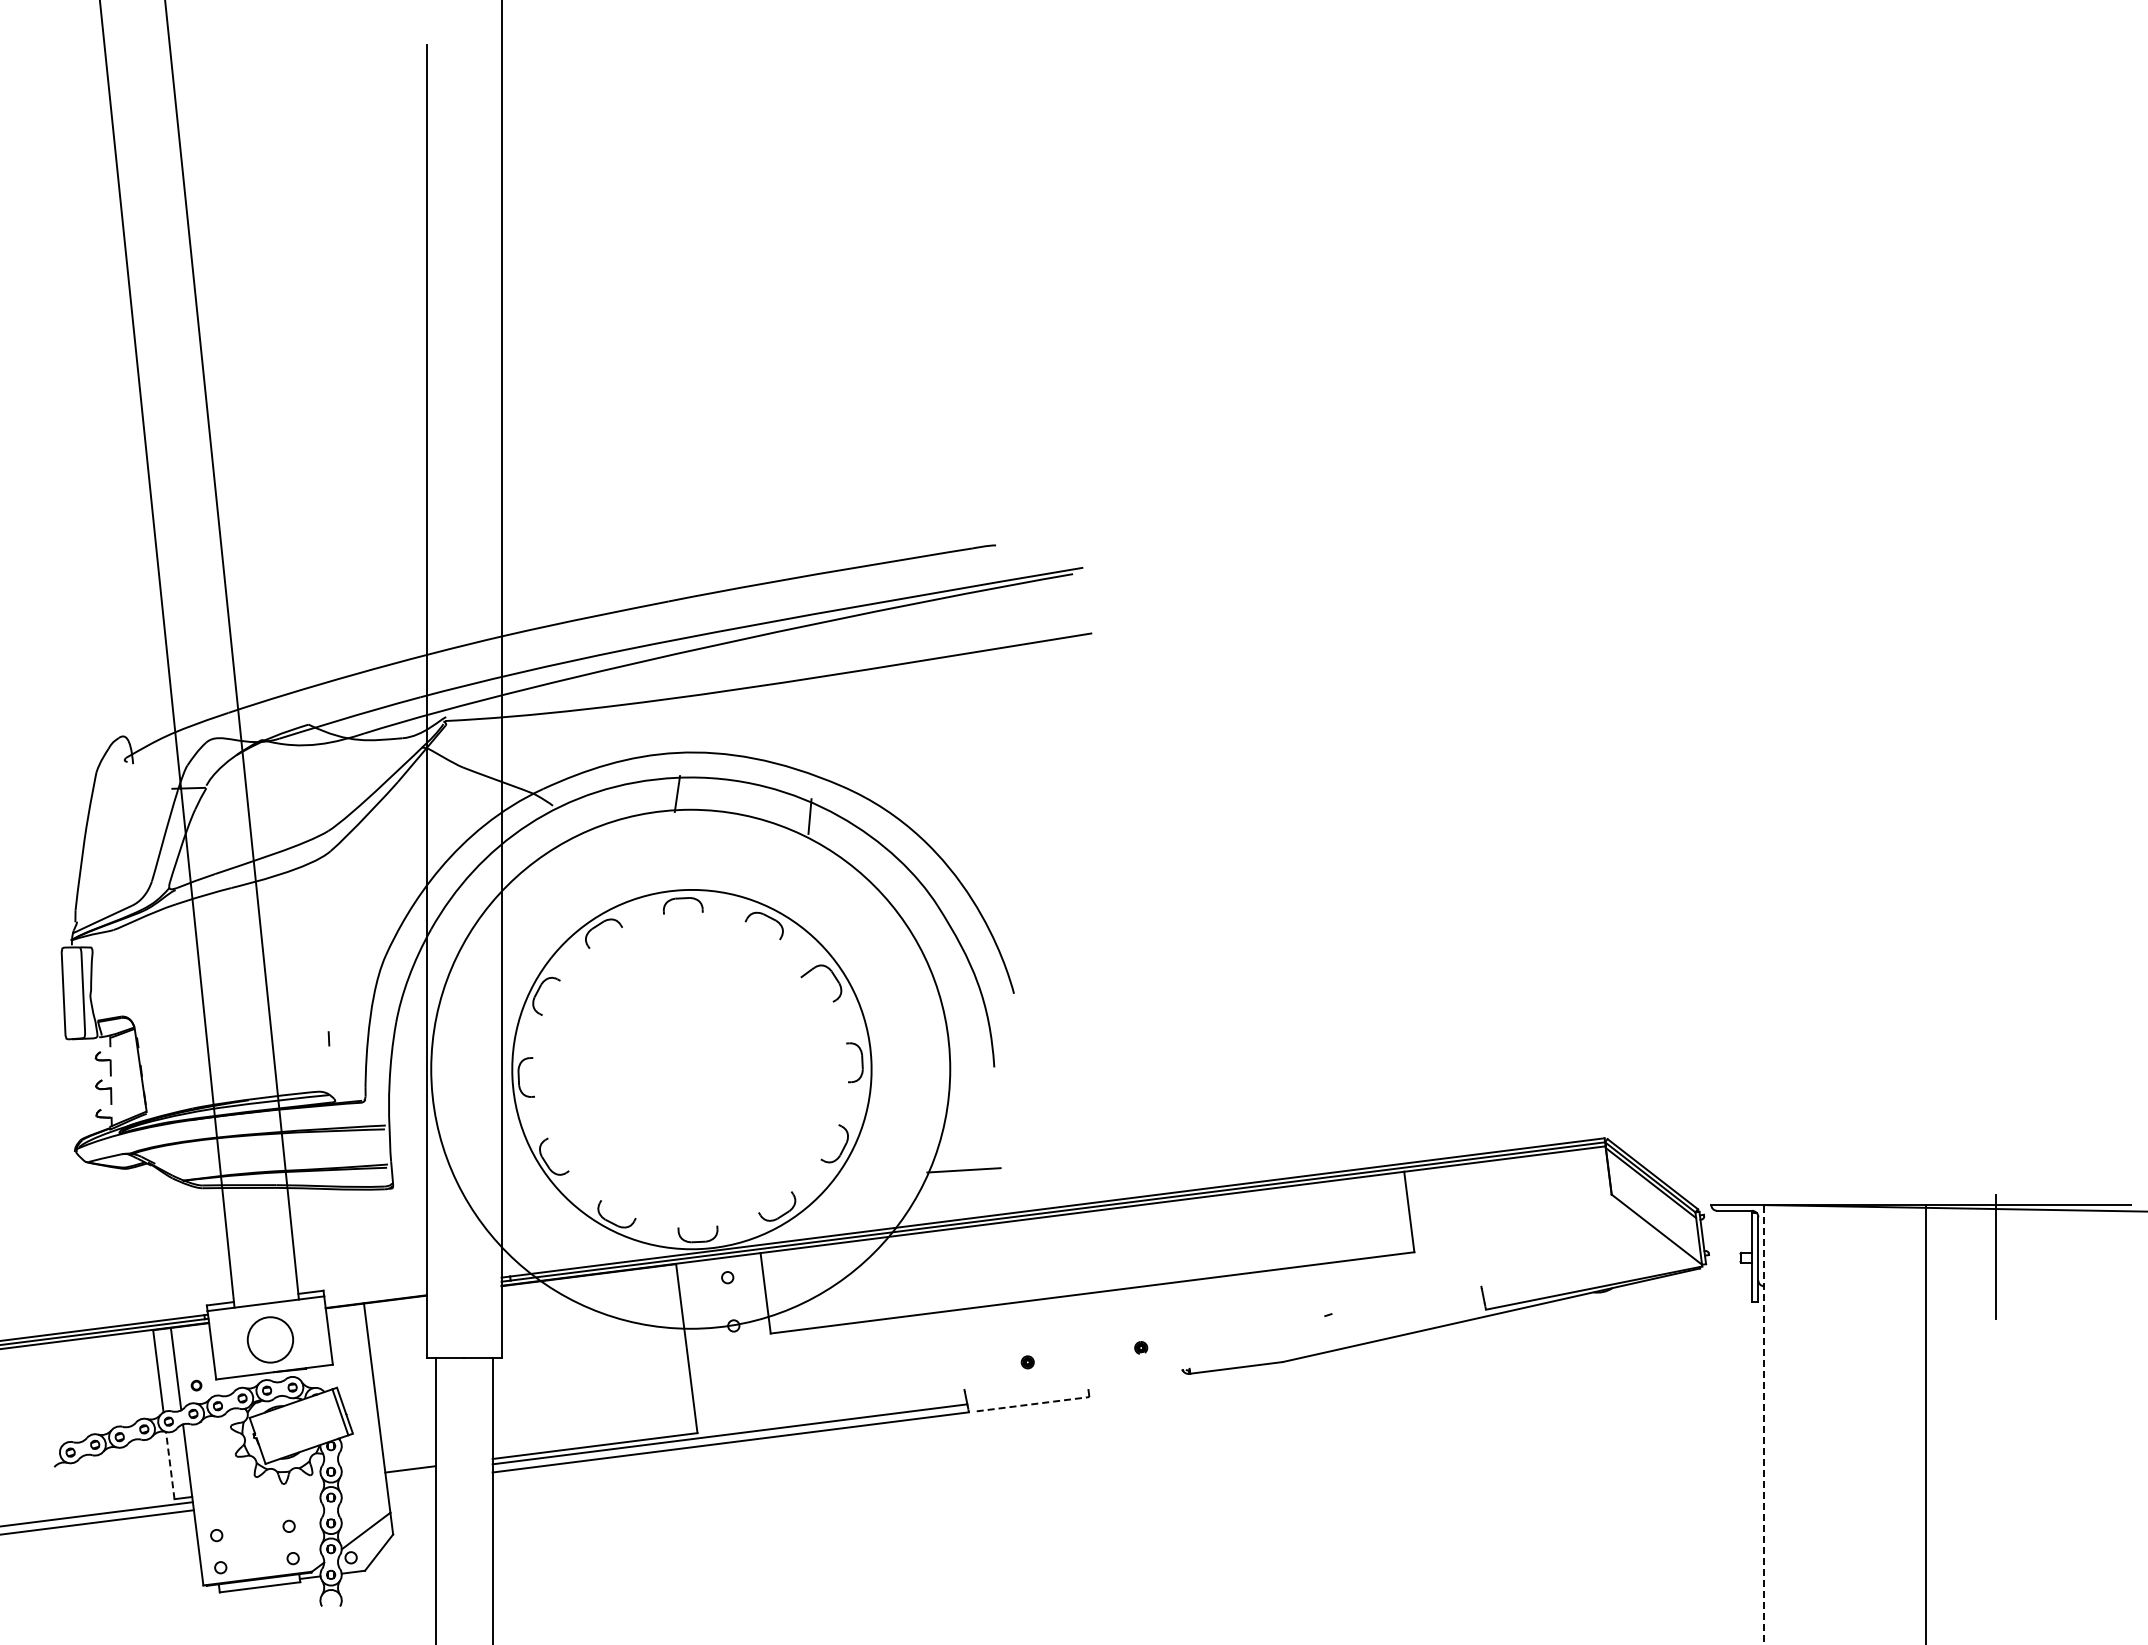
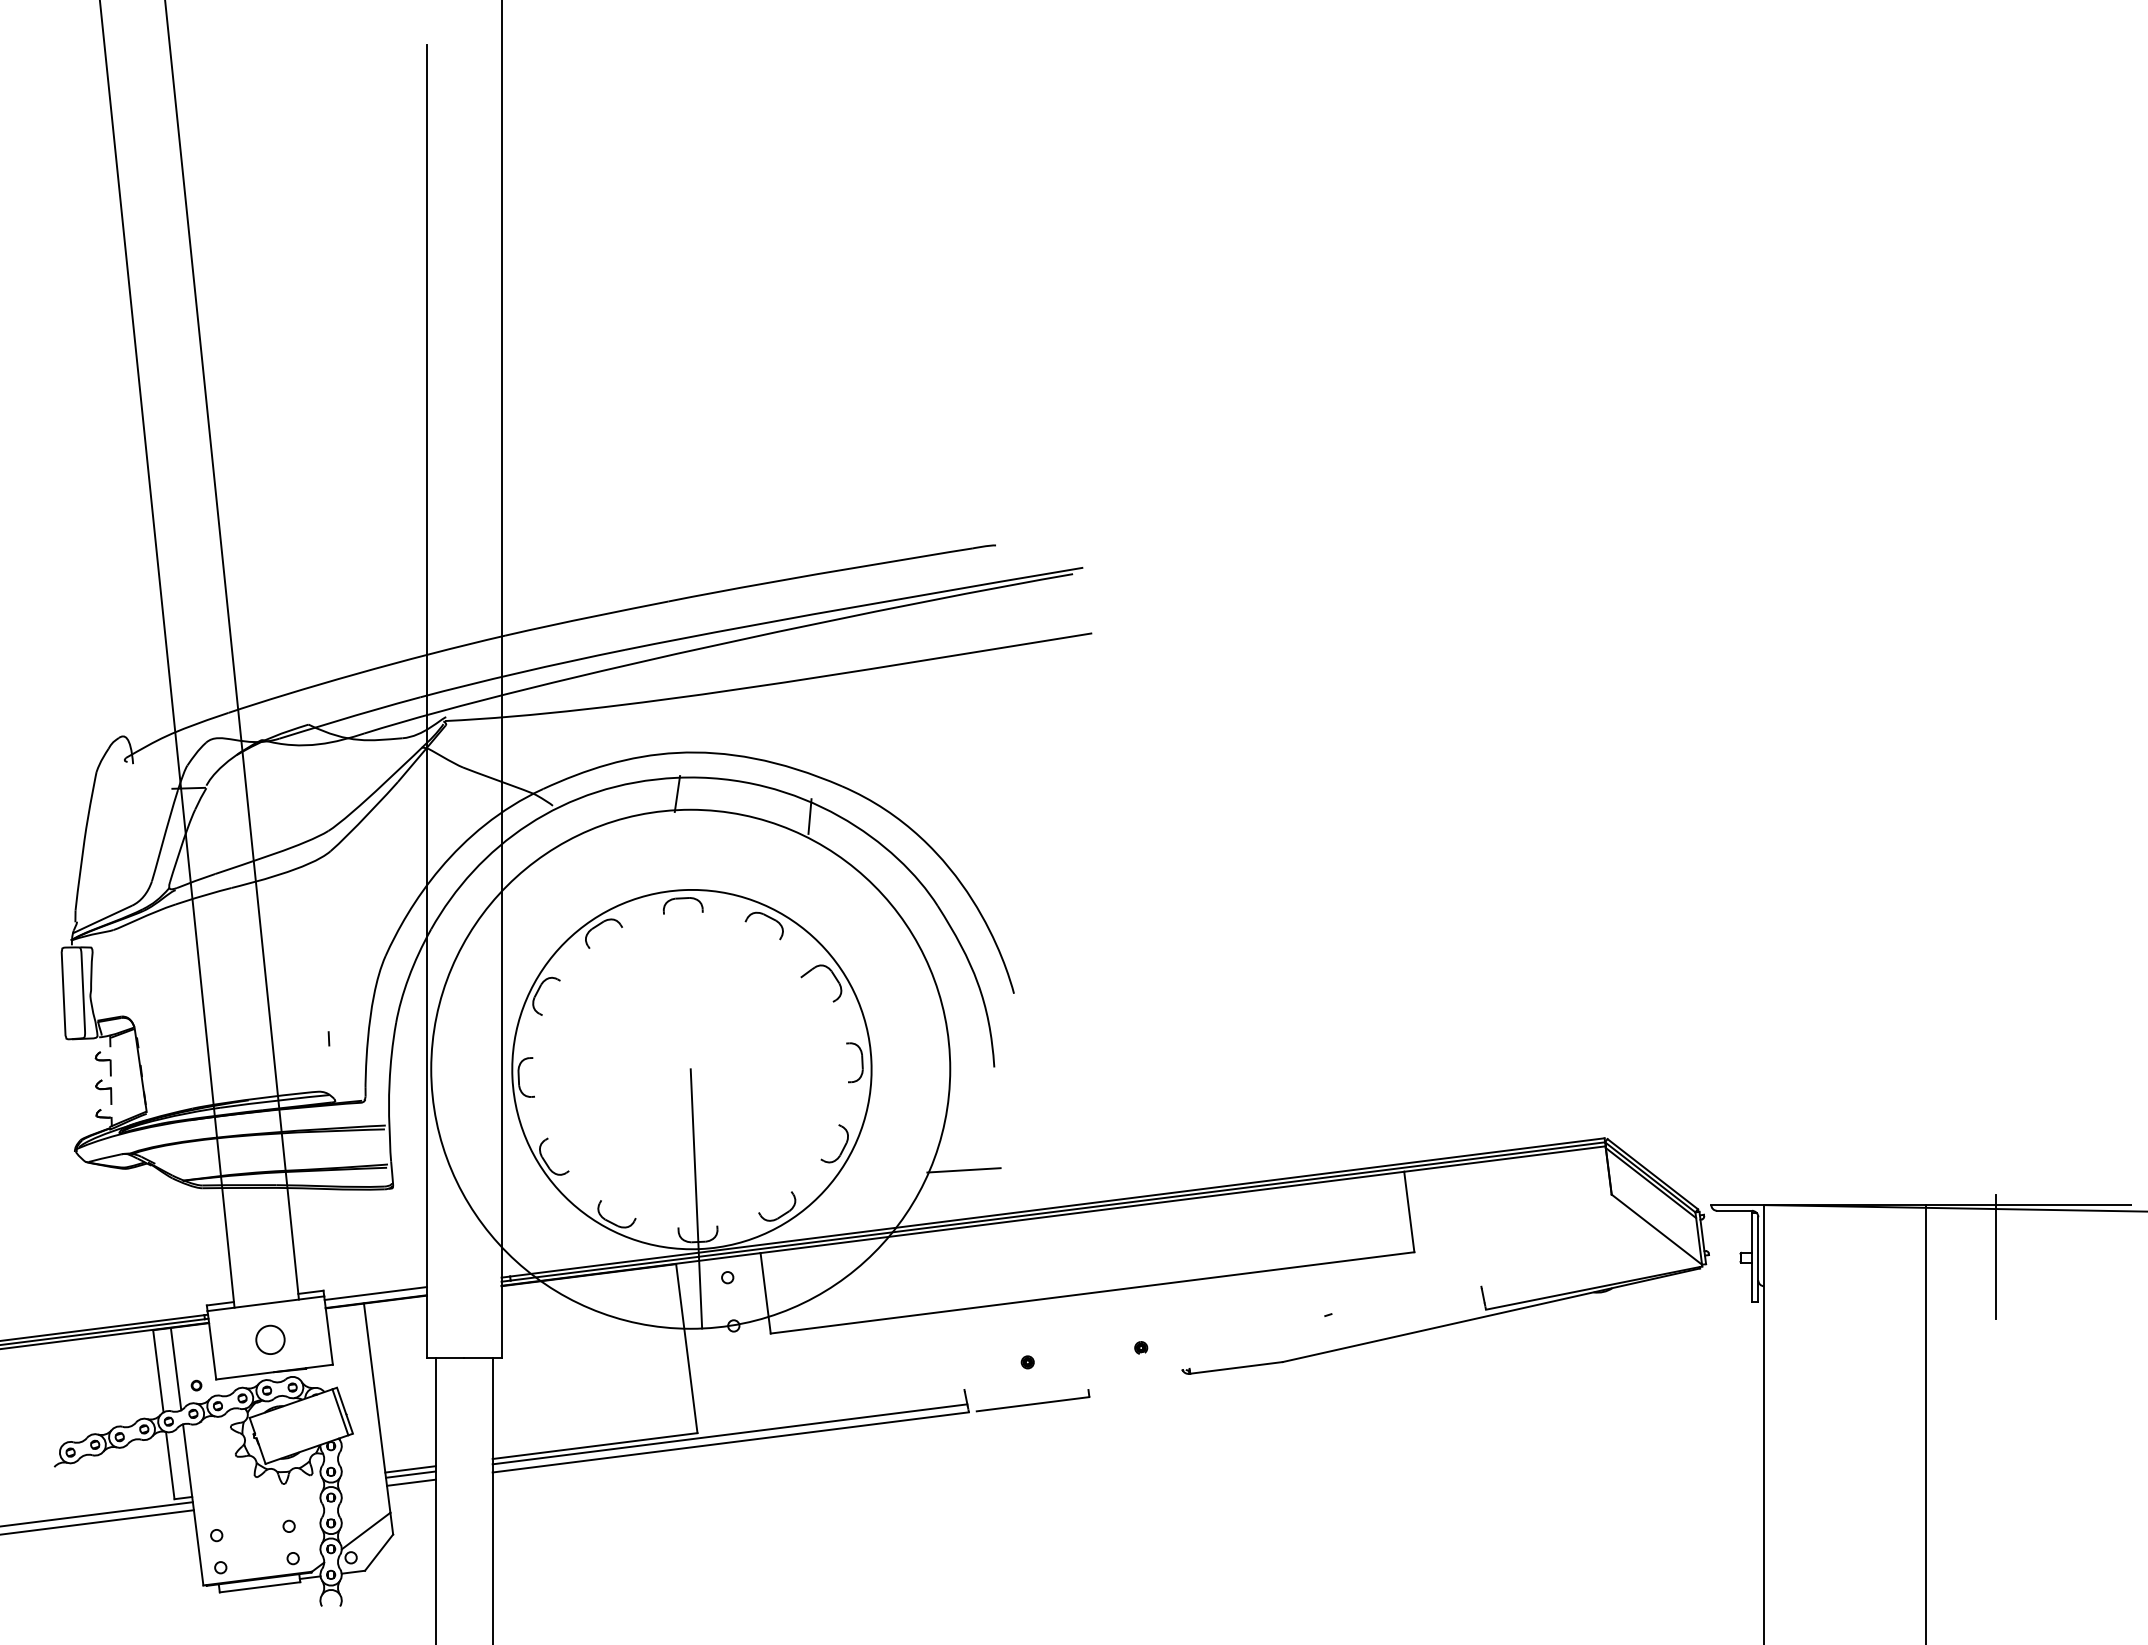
line: none -> present (696, 1198)
line: none -> present (375, 1293)
circle diameter: 45 px -> 28 px (270, 1339)
line: dashed -> solid (1033, 1404)
line: dashed -> solid (1764, 1425)
line: dashed -> solid (170, 1465)
line: none -> present (410, 1474)
line: none -> present (411, 1482)
